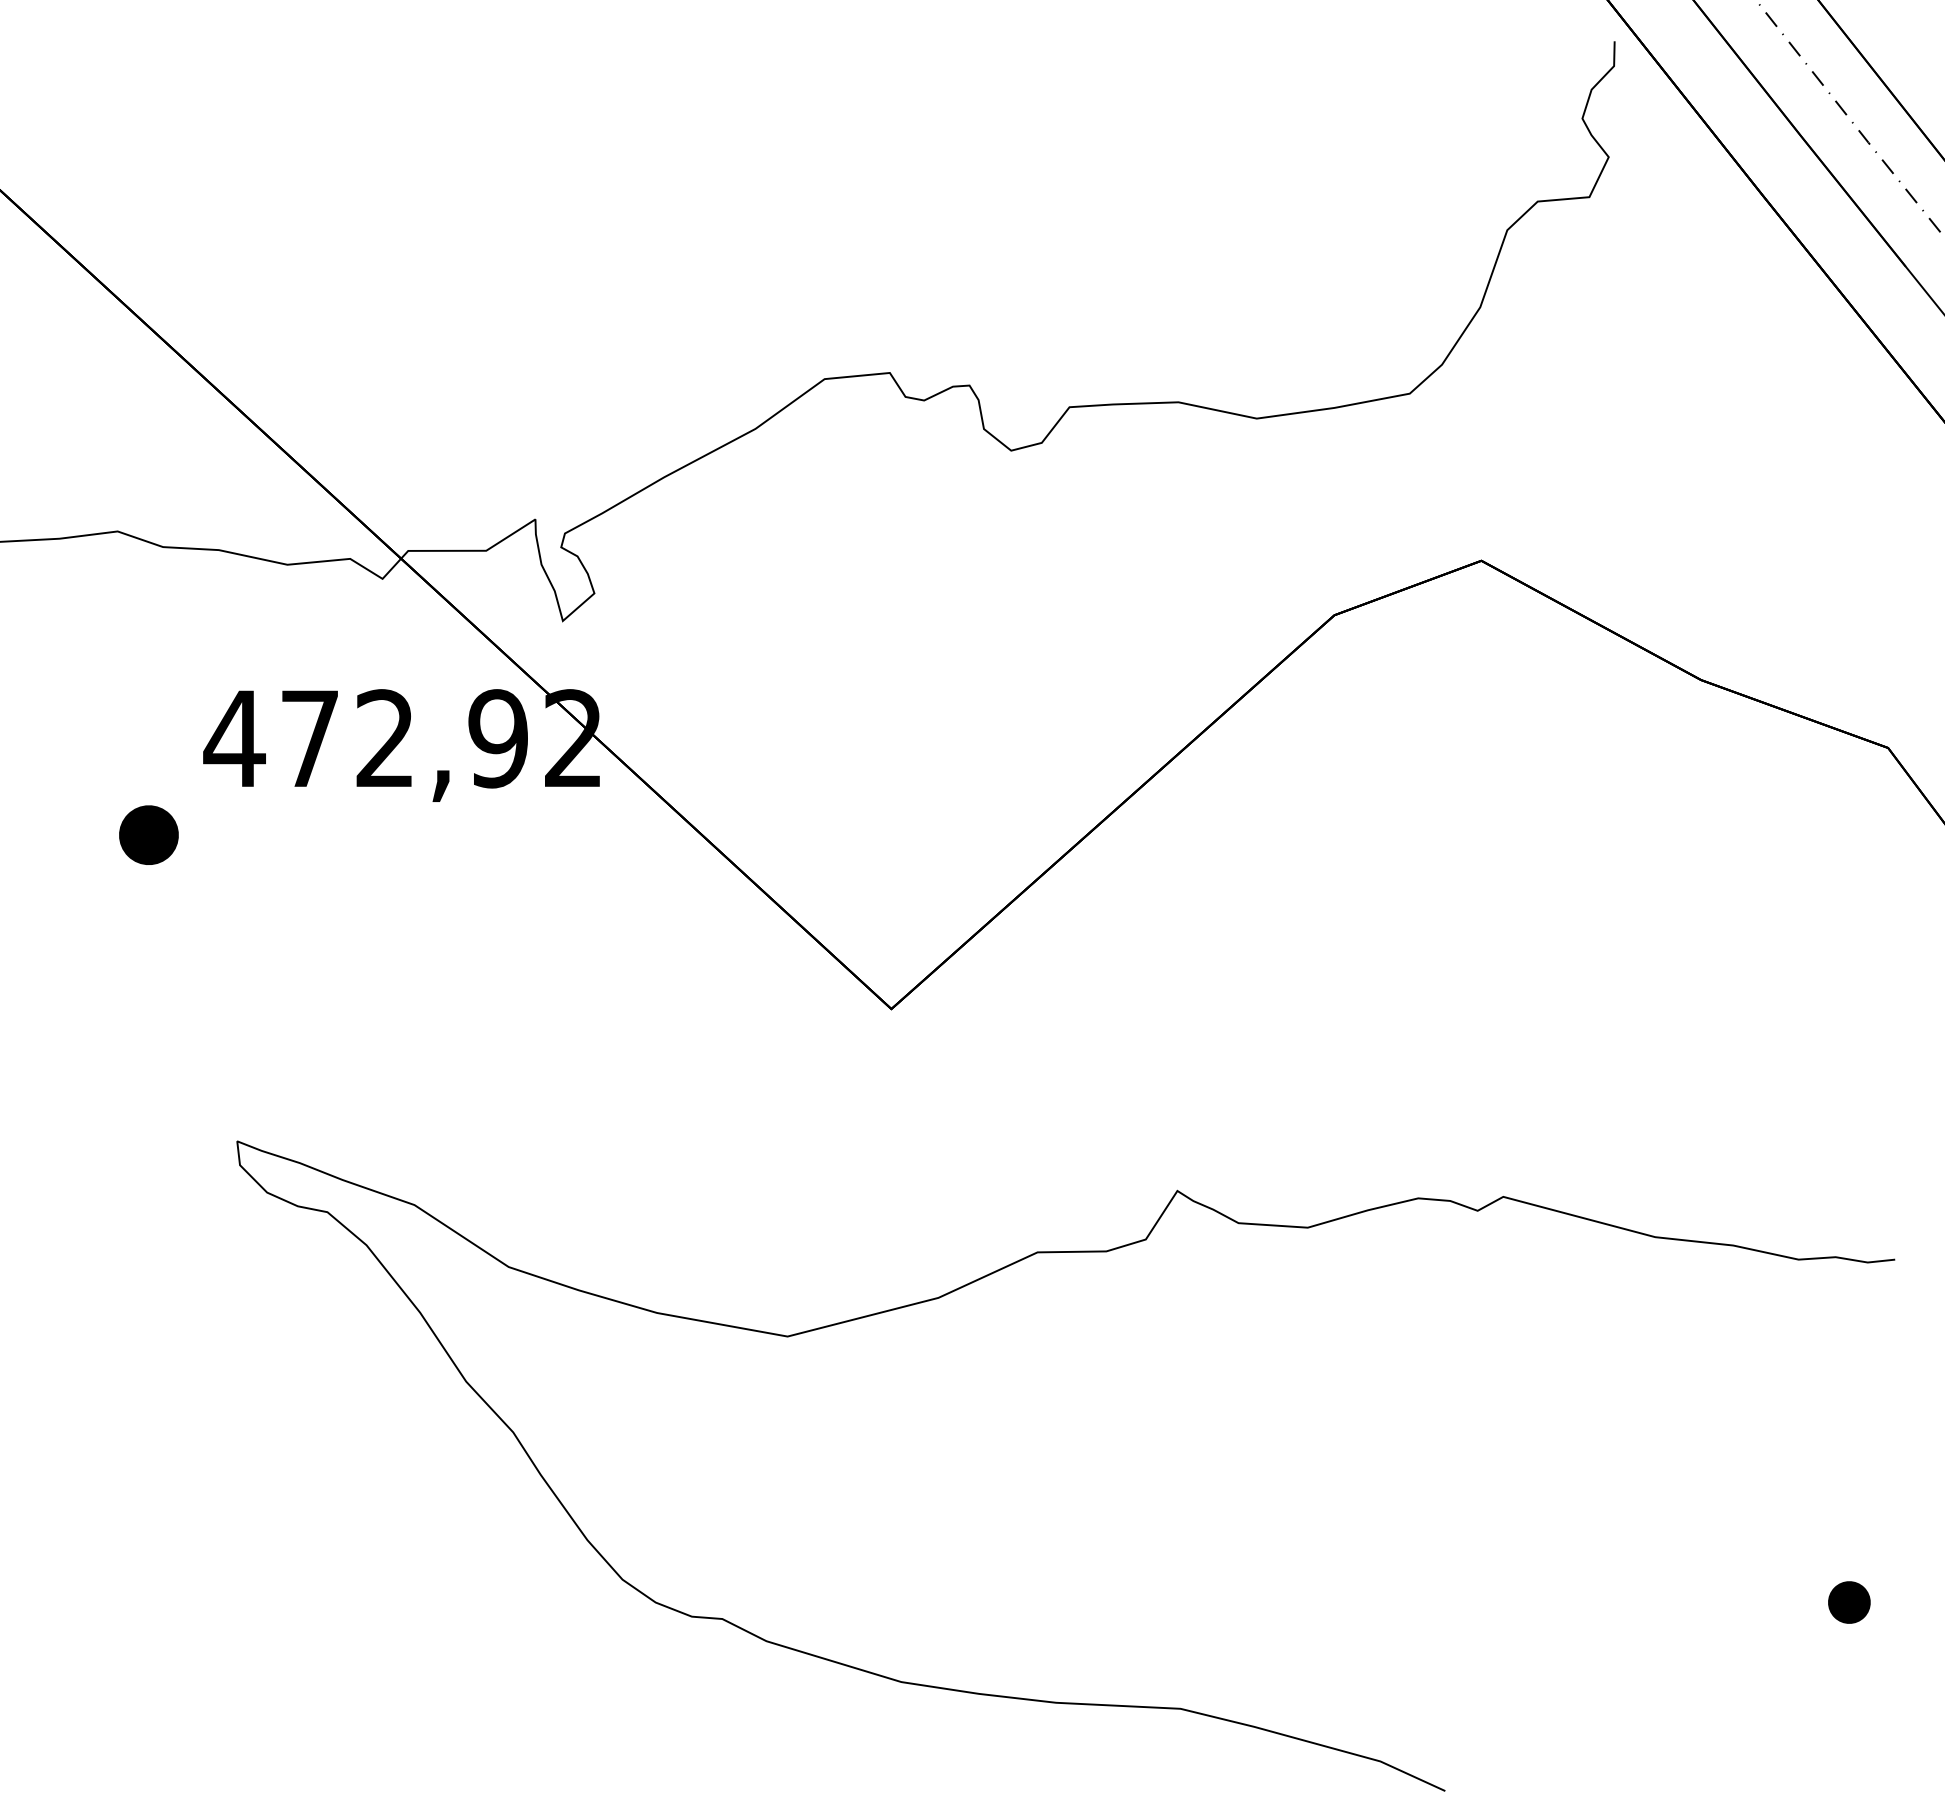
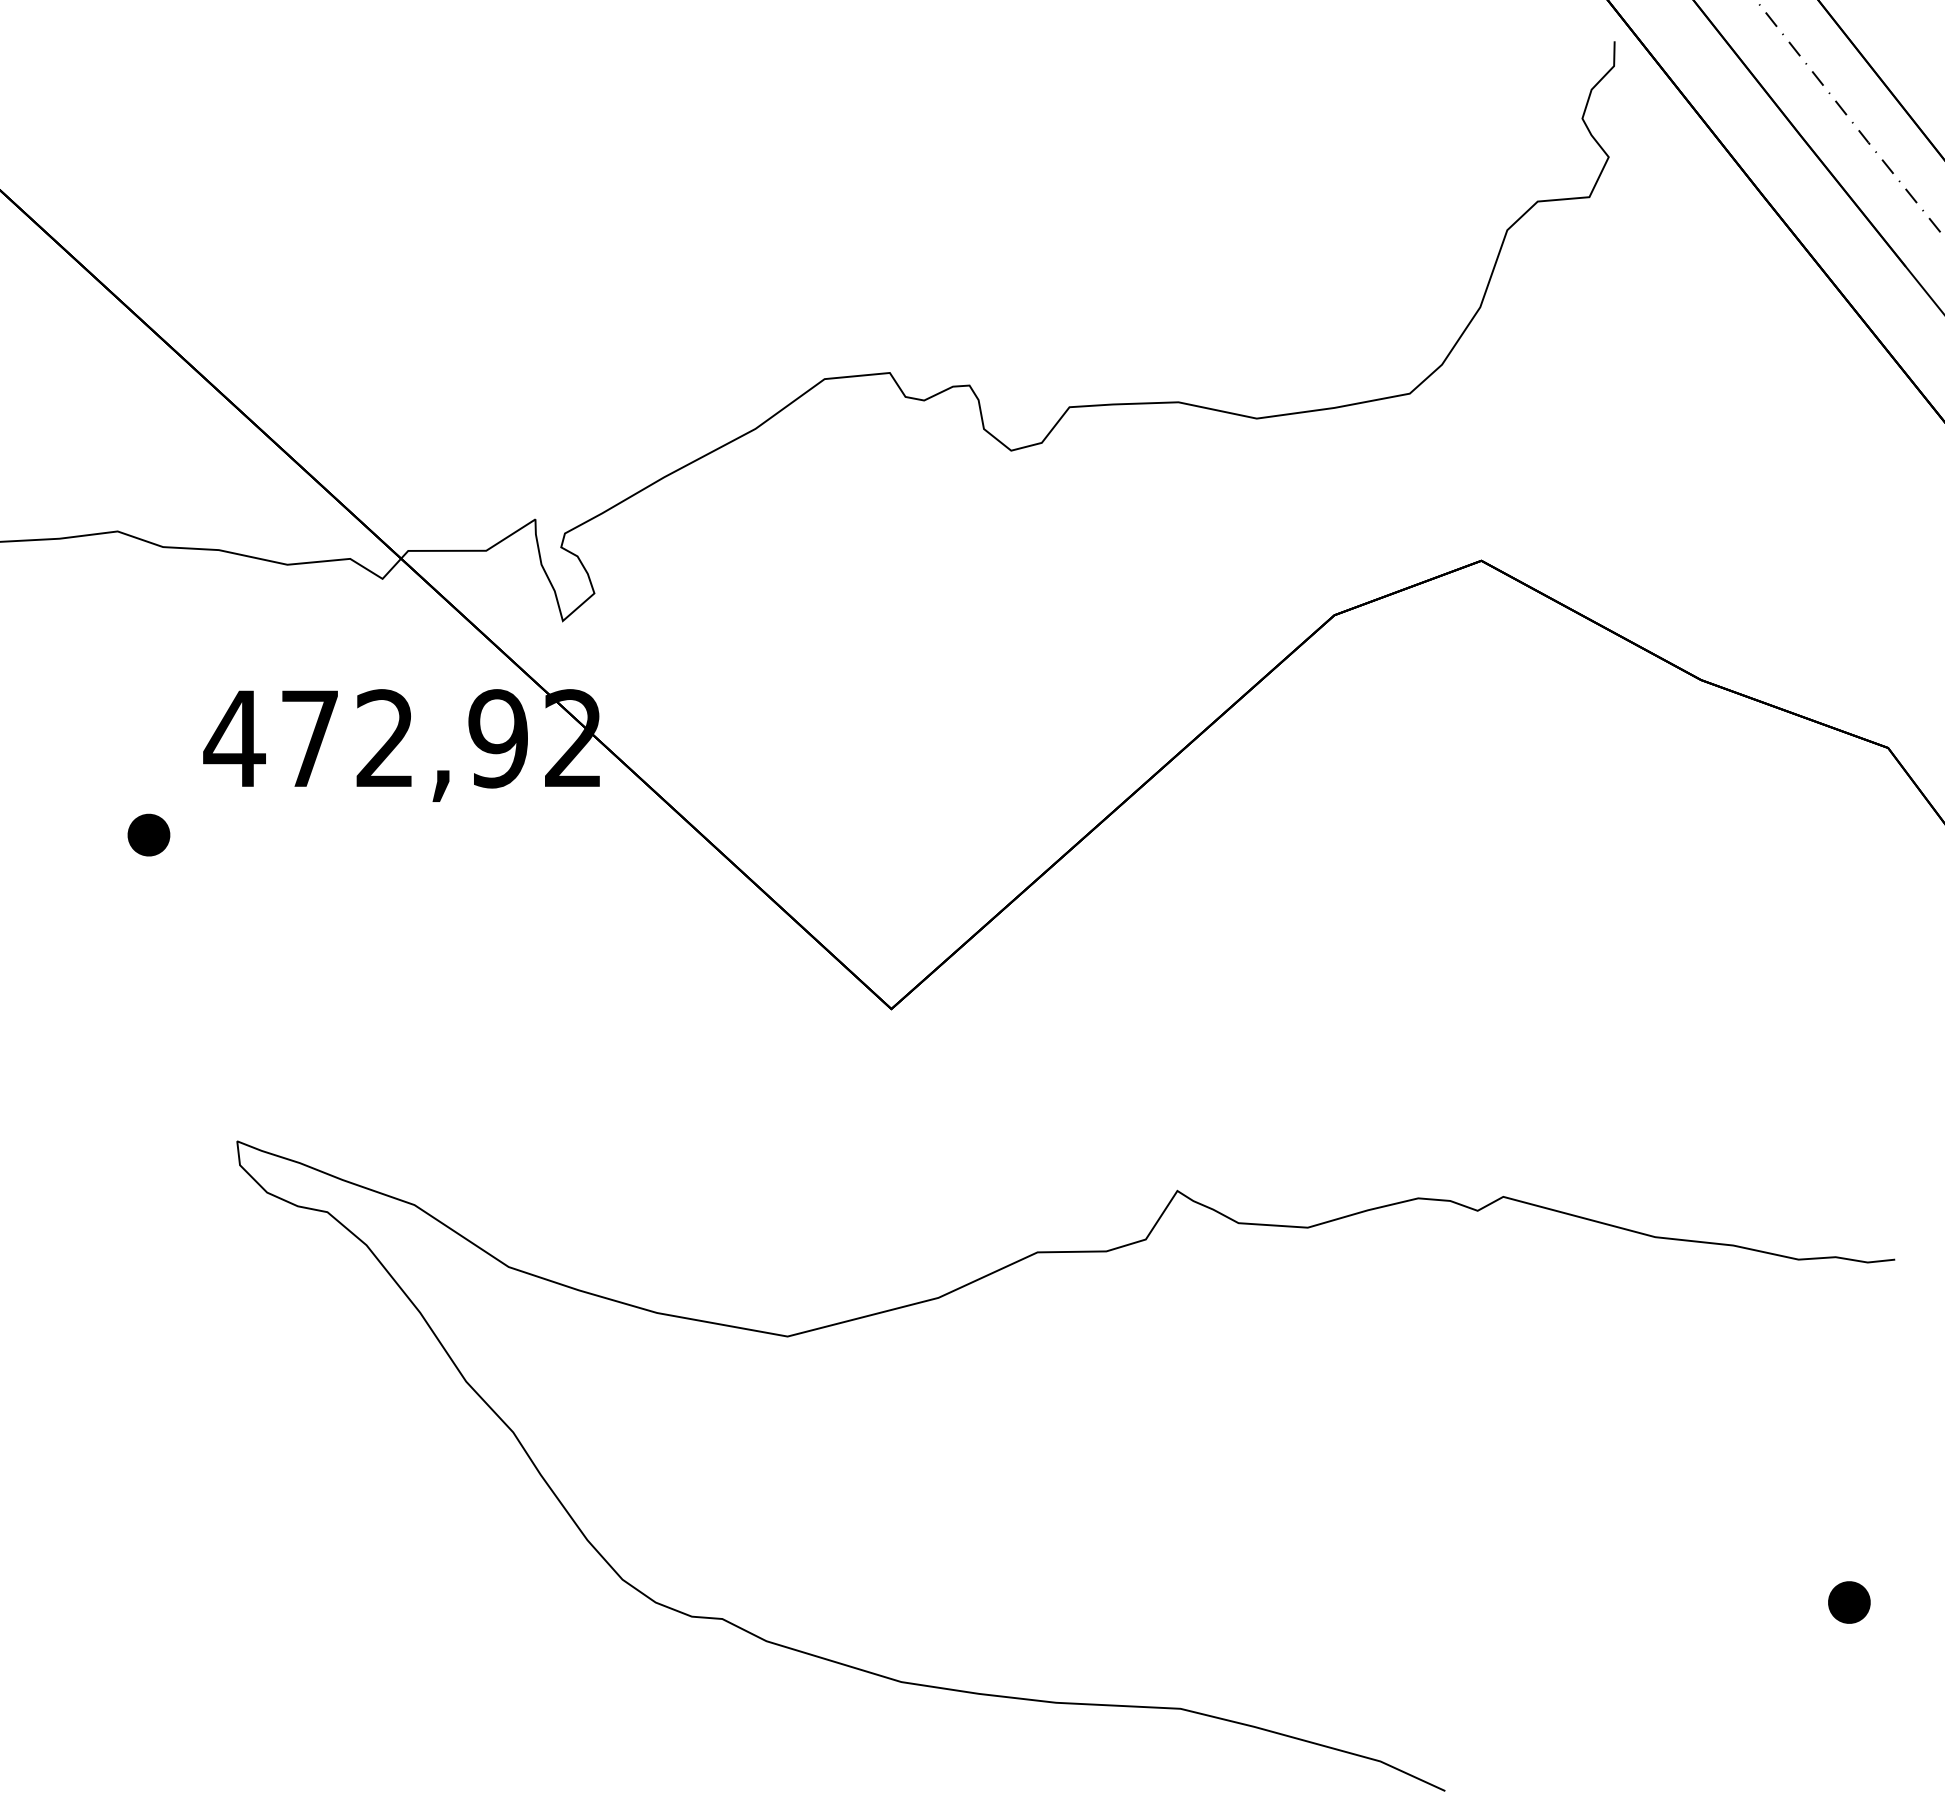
part size: 60x60 px -> 44x44 px (148, 834)
